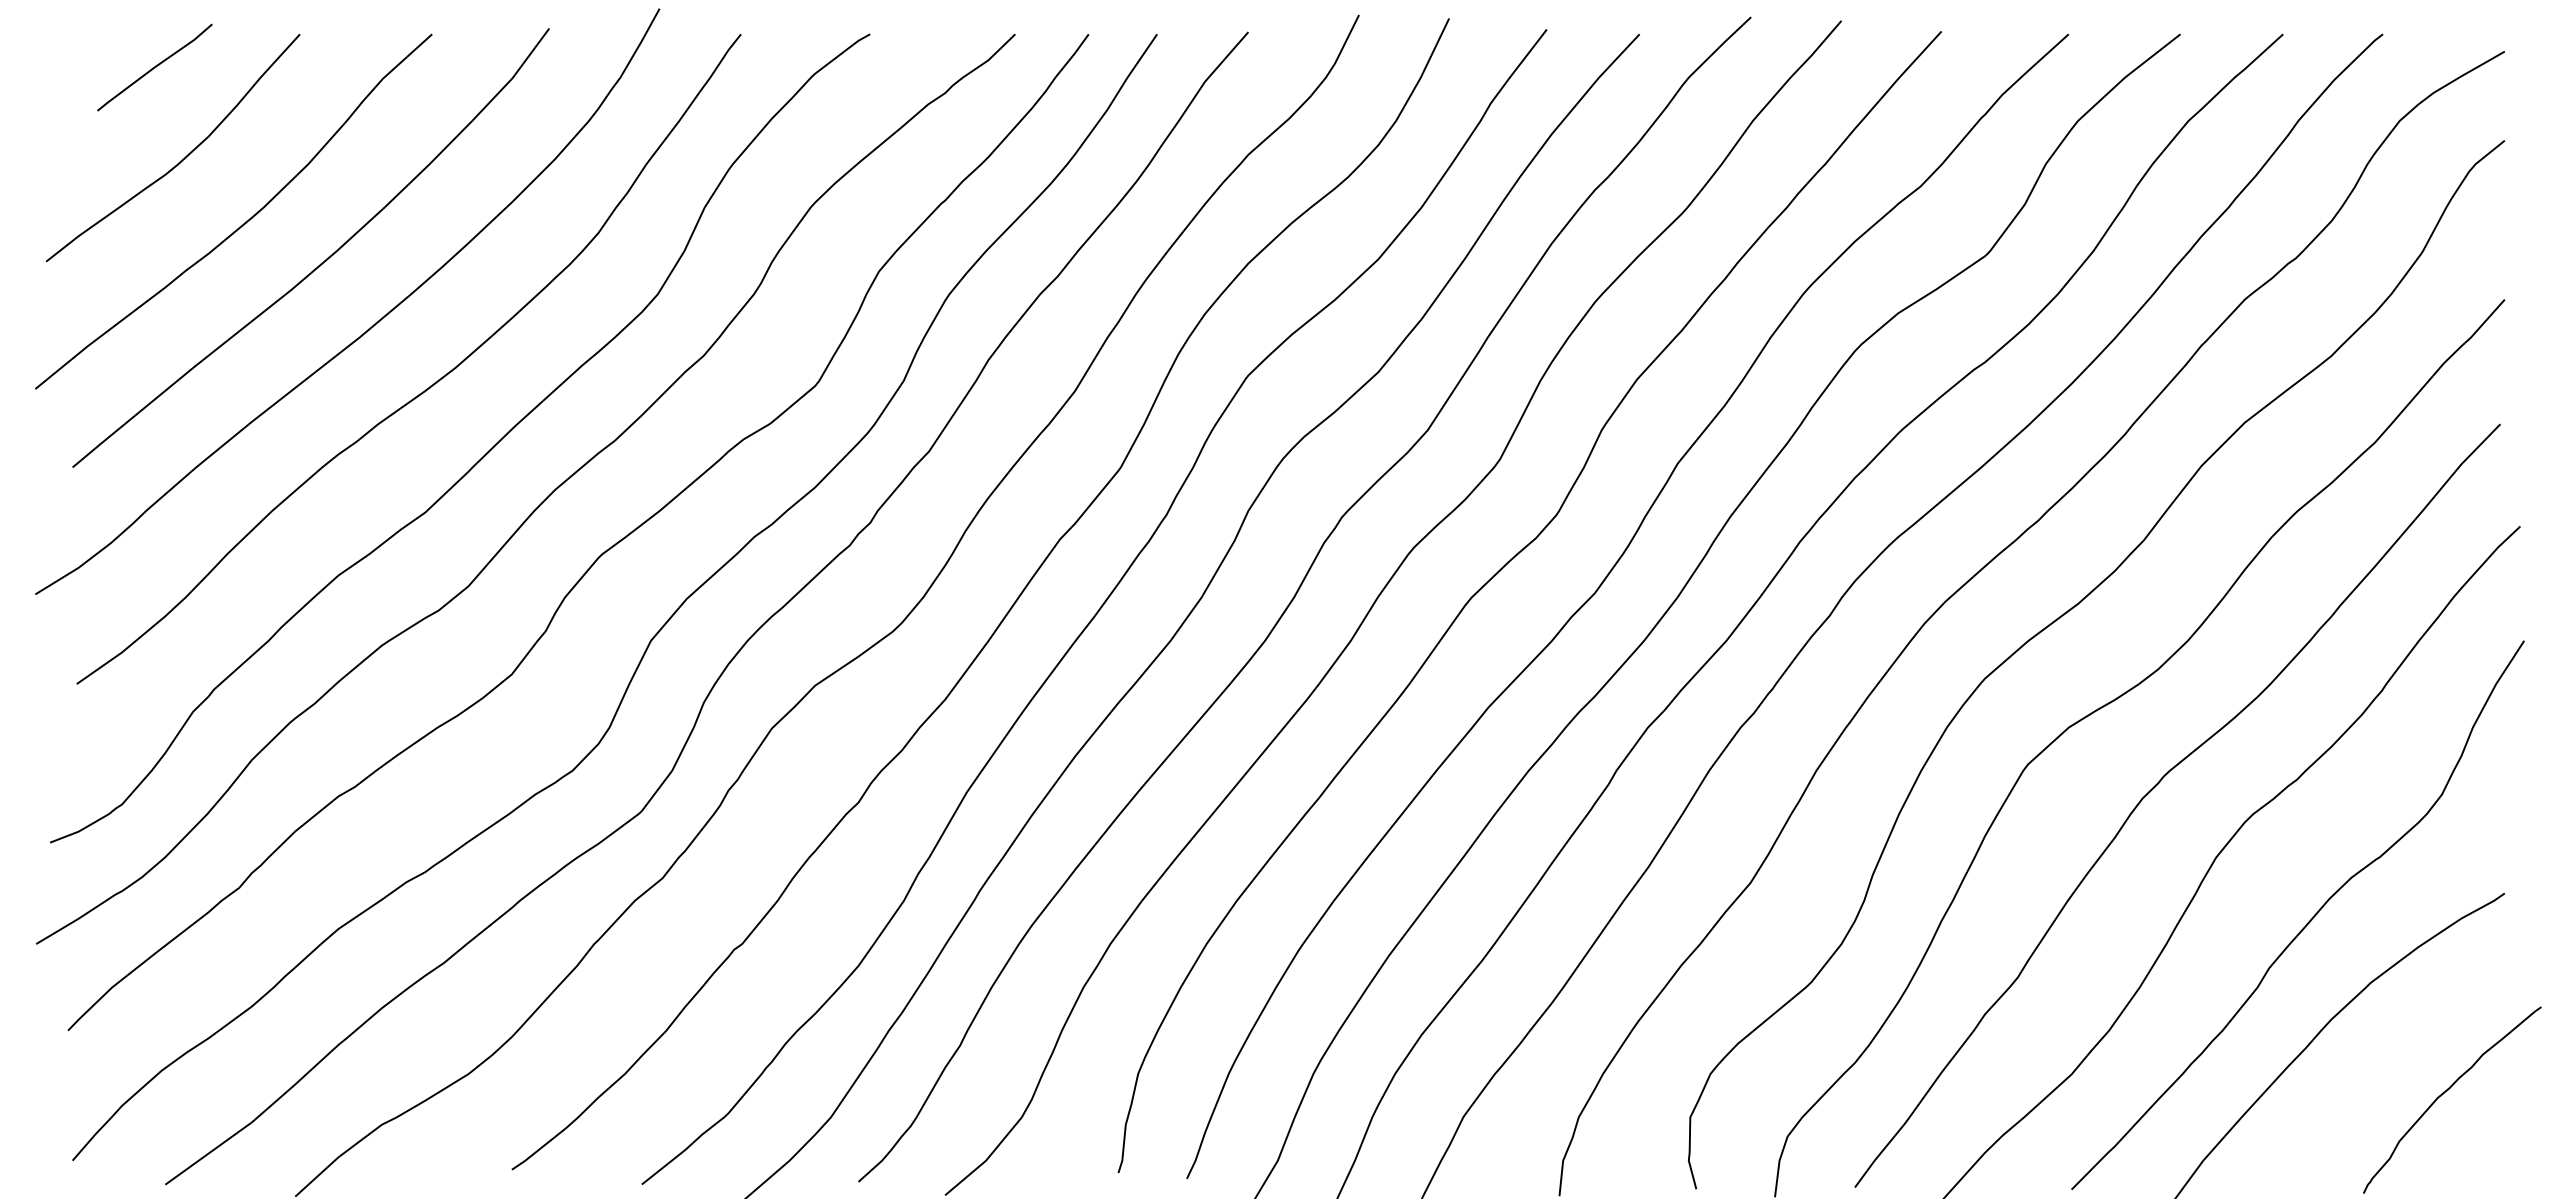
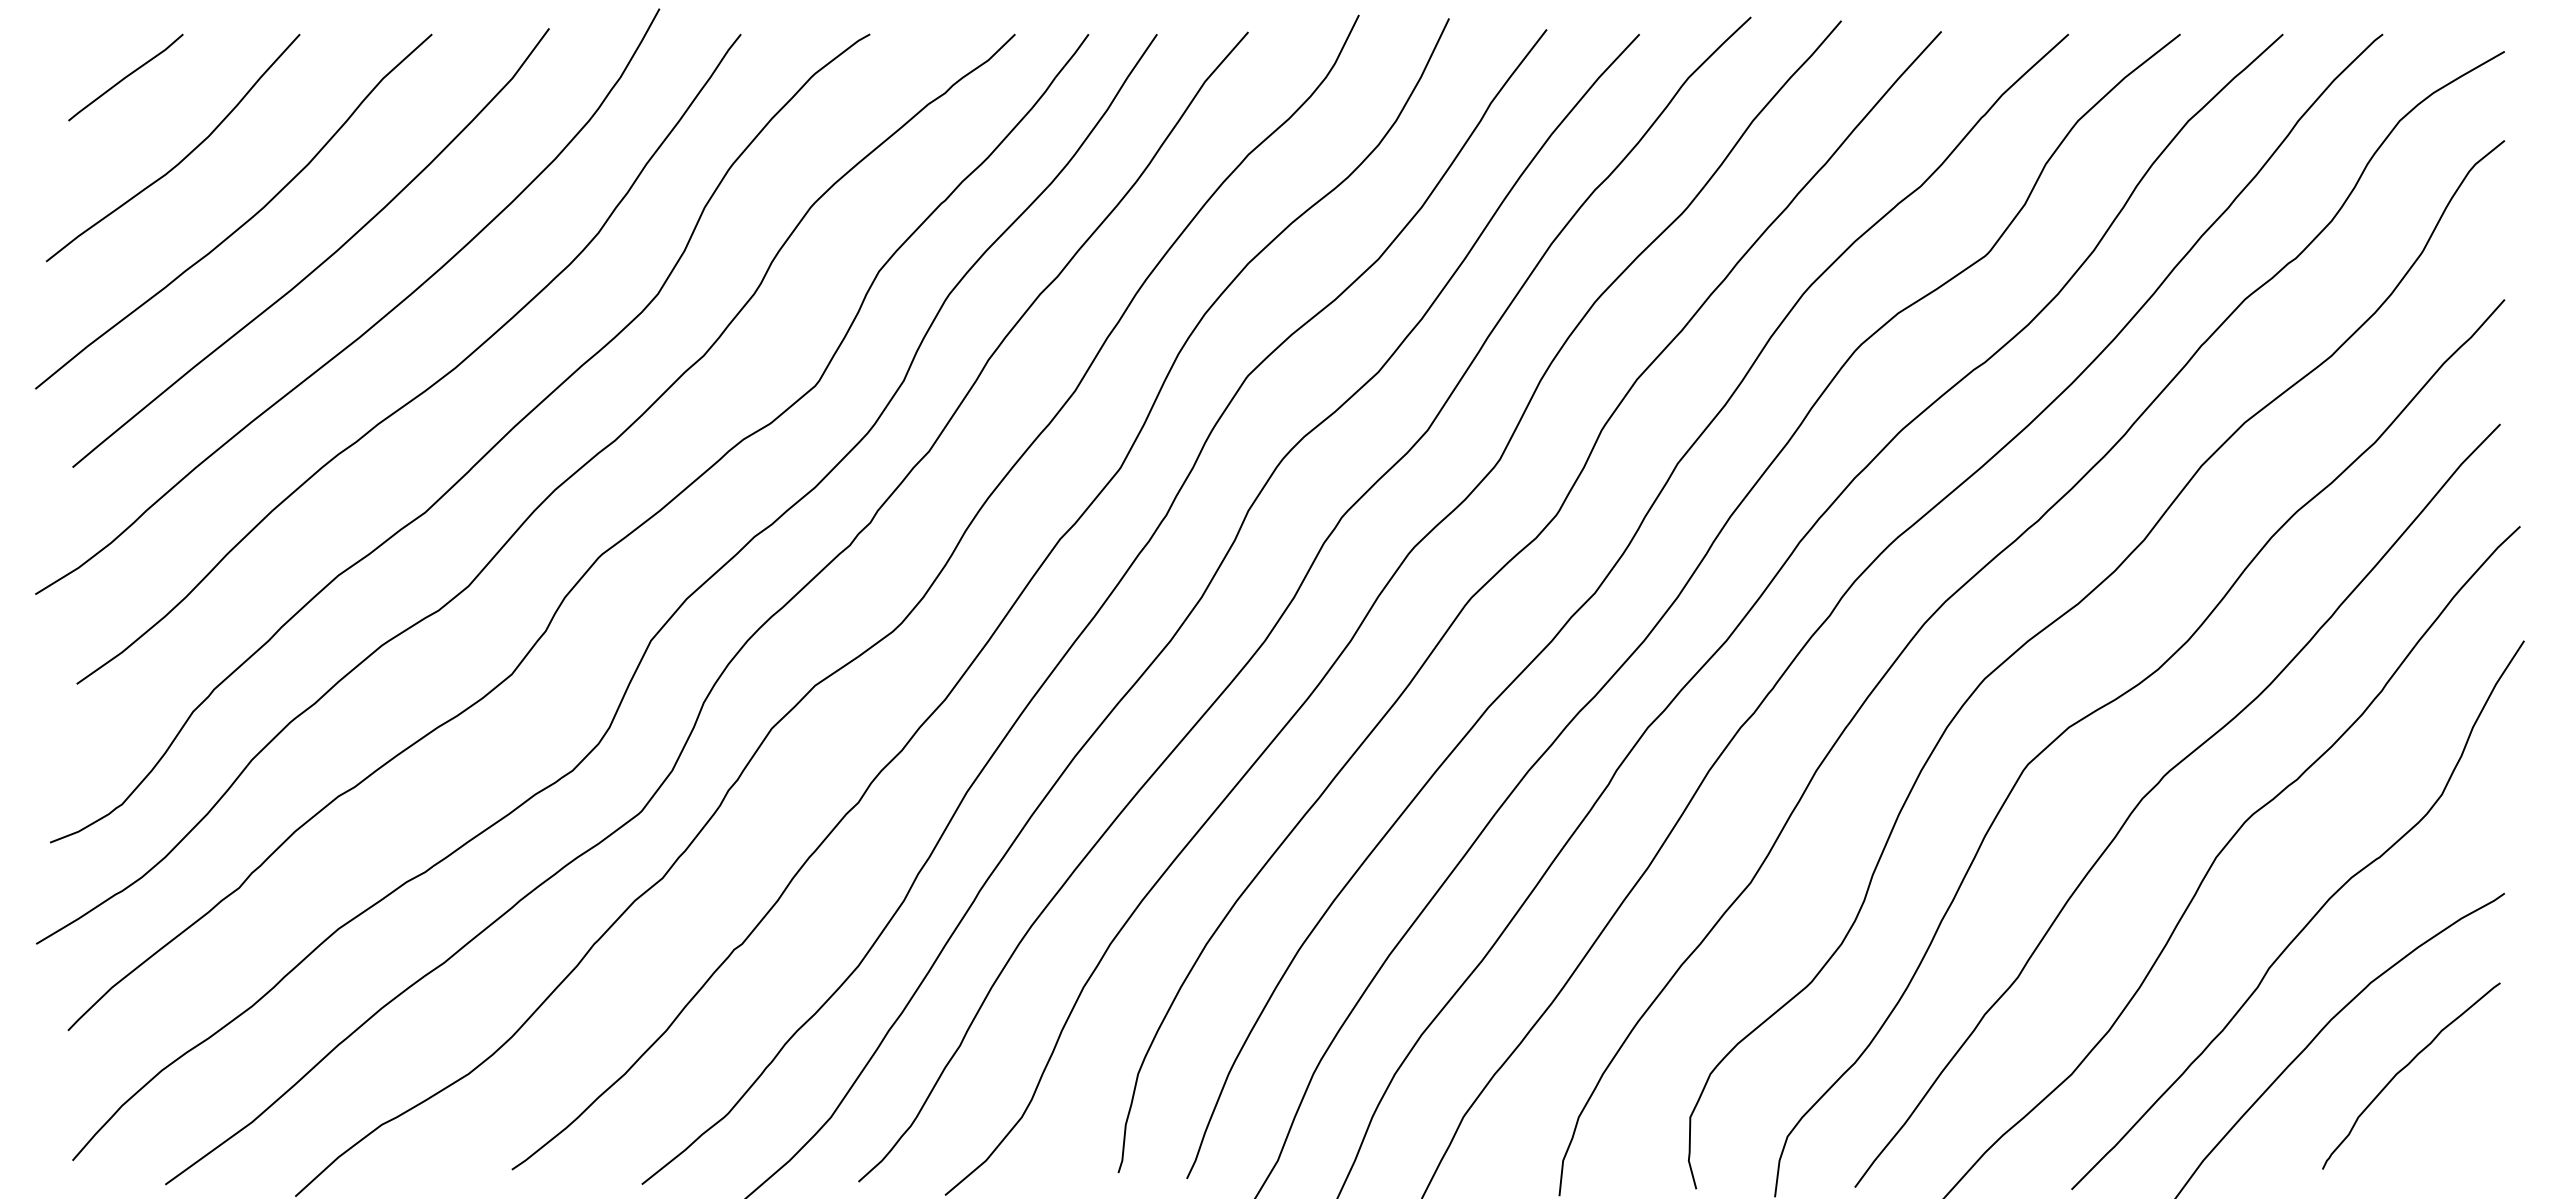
line position: (154, 67) -> (125, 77) (125, 77)
curve position: (2447, 1091) -> (2406, 1067) (2406, 1067)
